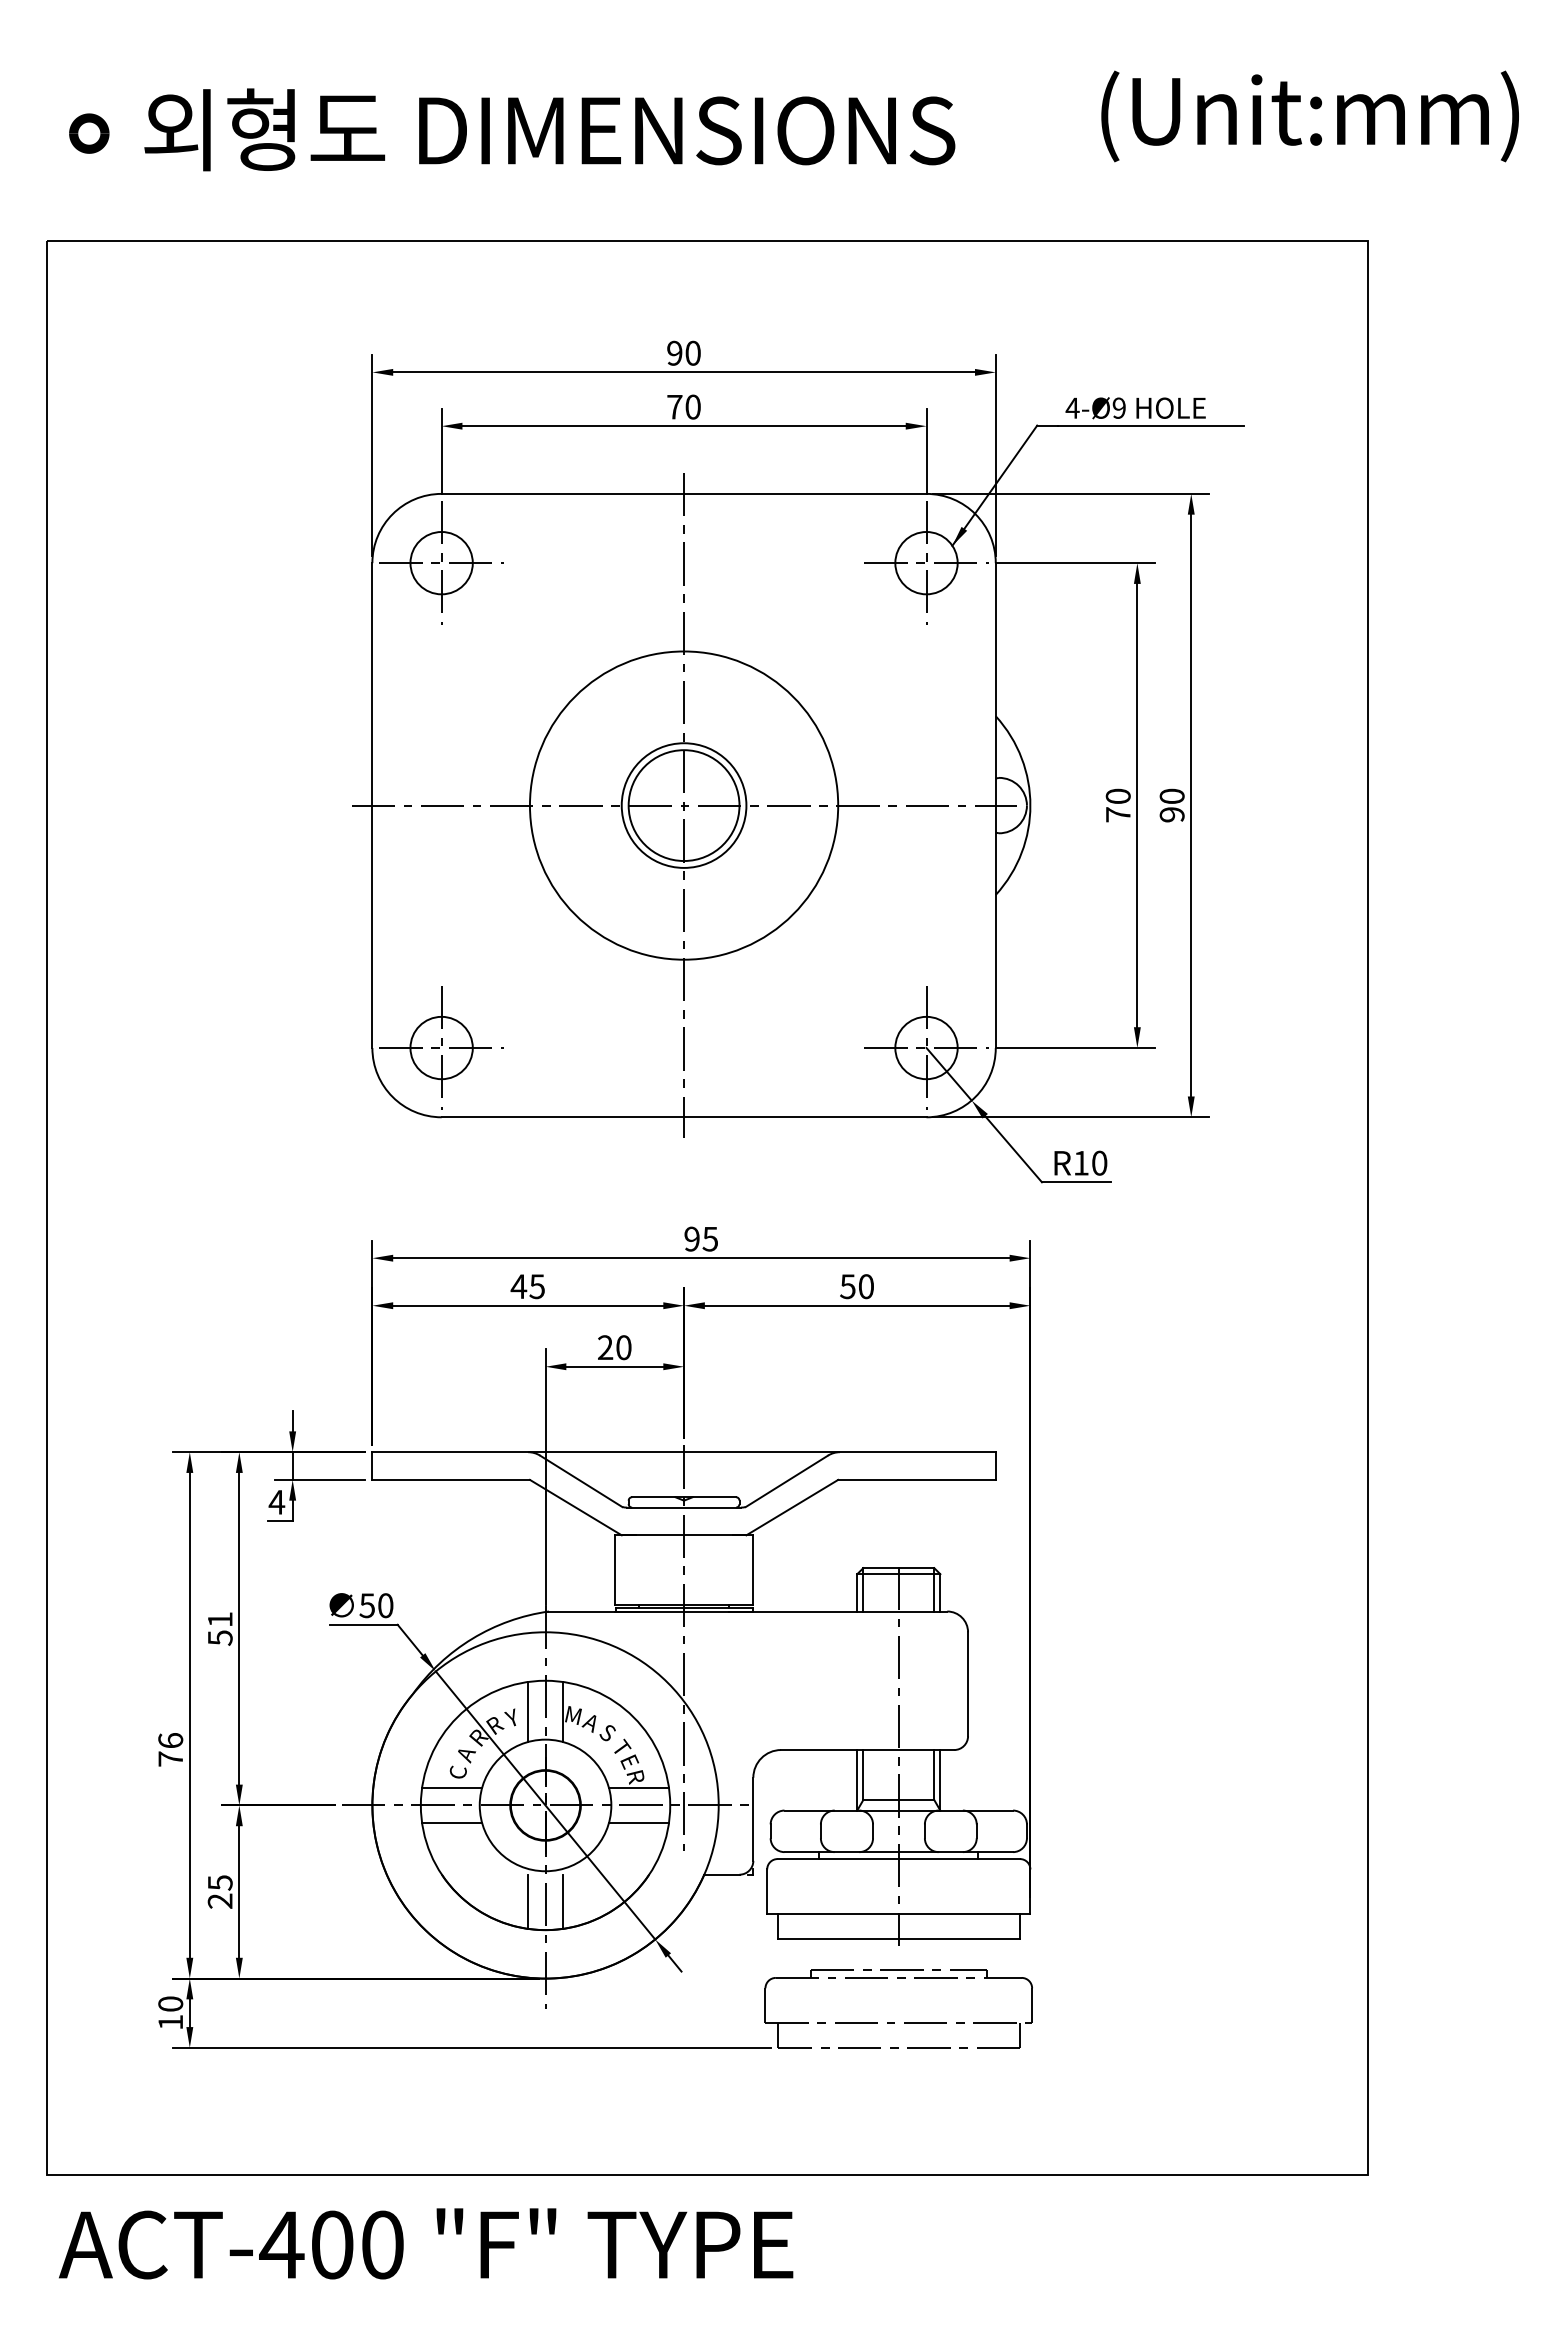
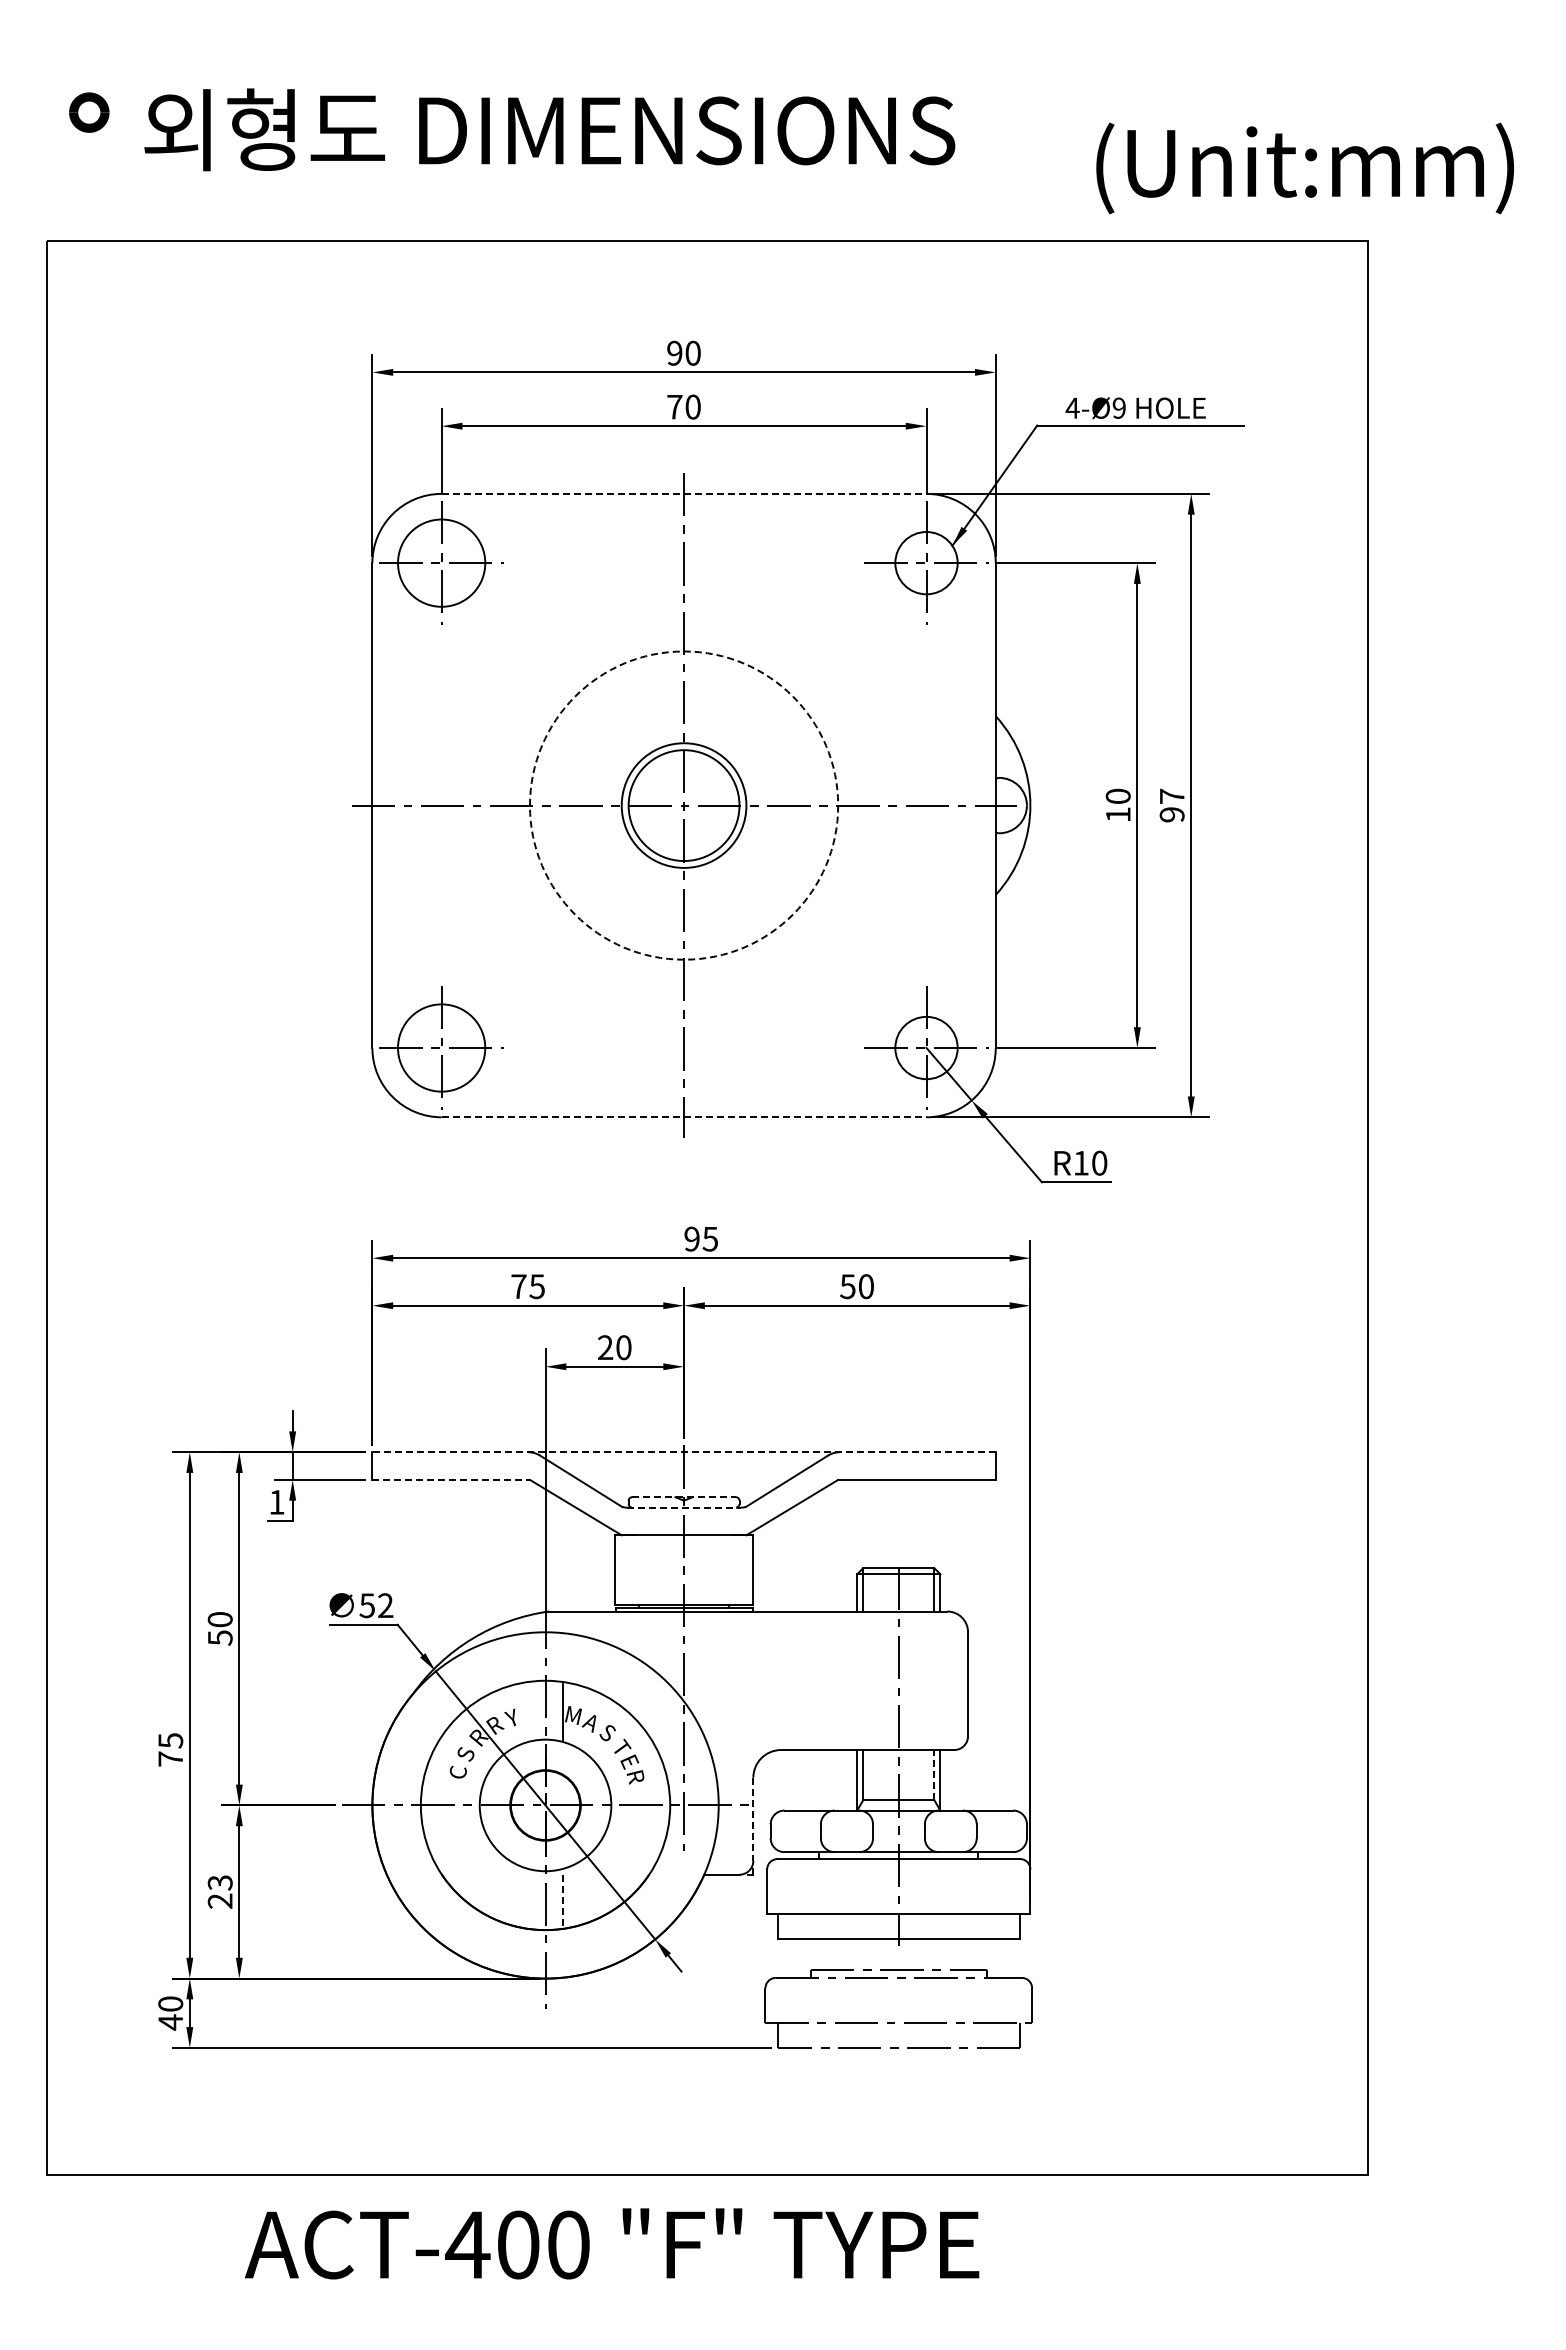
text position: (1309, 116) -> (1304, 168) (1304, 168)
part position: (89, 133) -> (89, 112) (89, 112)
line: solid -> dashed (684, 493)
circle diameter: 62 px -> 87 px (441, 562)
text: 90 -> 97 (1171, 795)
circle: solid -> dashed (683, 805)
text: 70 -> 10 (1118, 814)
circle diameter: 62 px -> 87 px (441, 1047)
line: solid -> dashed (684, 1117)
text: 45 -> 75 (518, 1286)
line: solid -> dashed (684, 1452)
line: solid -> dashed (451, 1479)
line: solid -> dashed (684, 1497)
text: 4 -> 1 (276, 1502)
line: solid -> dashed (684, 1507)
text: 50 -> 52 (385, 1605)
text: 51 -> 50 (219, 1619)
line: present -> none (528, 1711)
text: 76 -> 75 (170, 1740)
text: A -> S (466, 1755)
line: solid -> dashed (934, 1774)
line: present -> none (452, 1788)
line: present -> none (639, 1788)
line: solid -> dashed (753, 1819)
line: present -> none (452, 1822)
line: present -> none (639, 1822)
text: 25 -> 23 (219, 1882)
line: present -> none (528, 1901)
line: solid -> dashed (562, 1902)
text: 10 -> 40 (170, 2022)
text position: (426, 2243) -> (612, 2243) (612, 2243)
